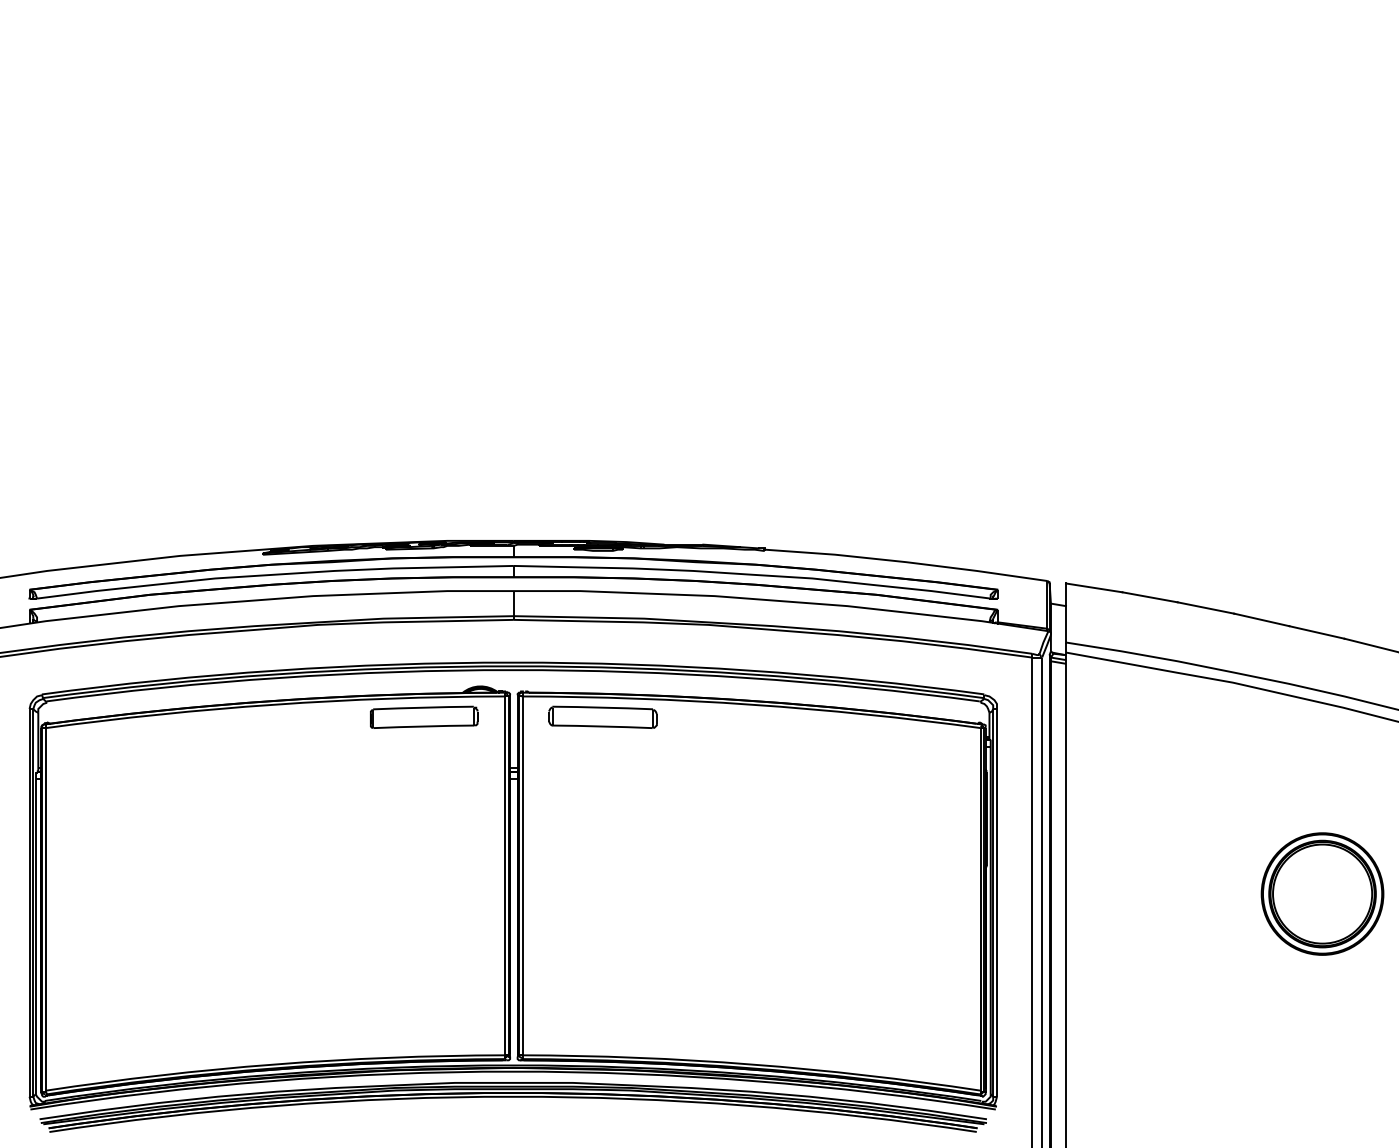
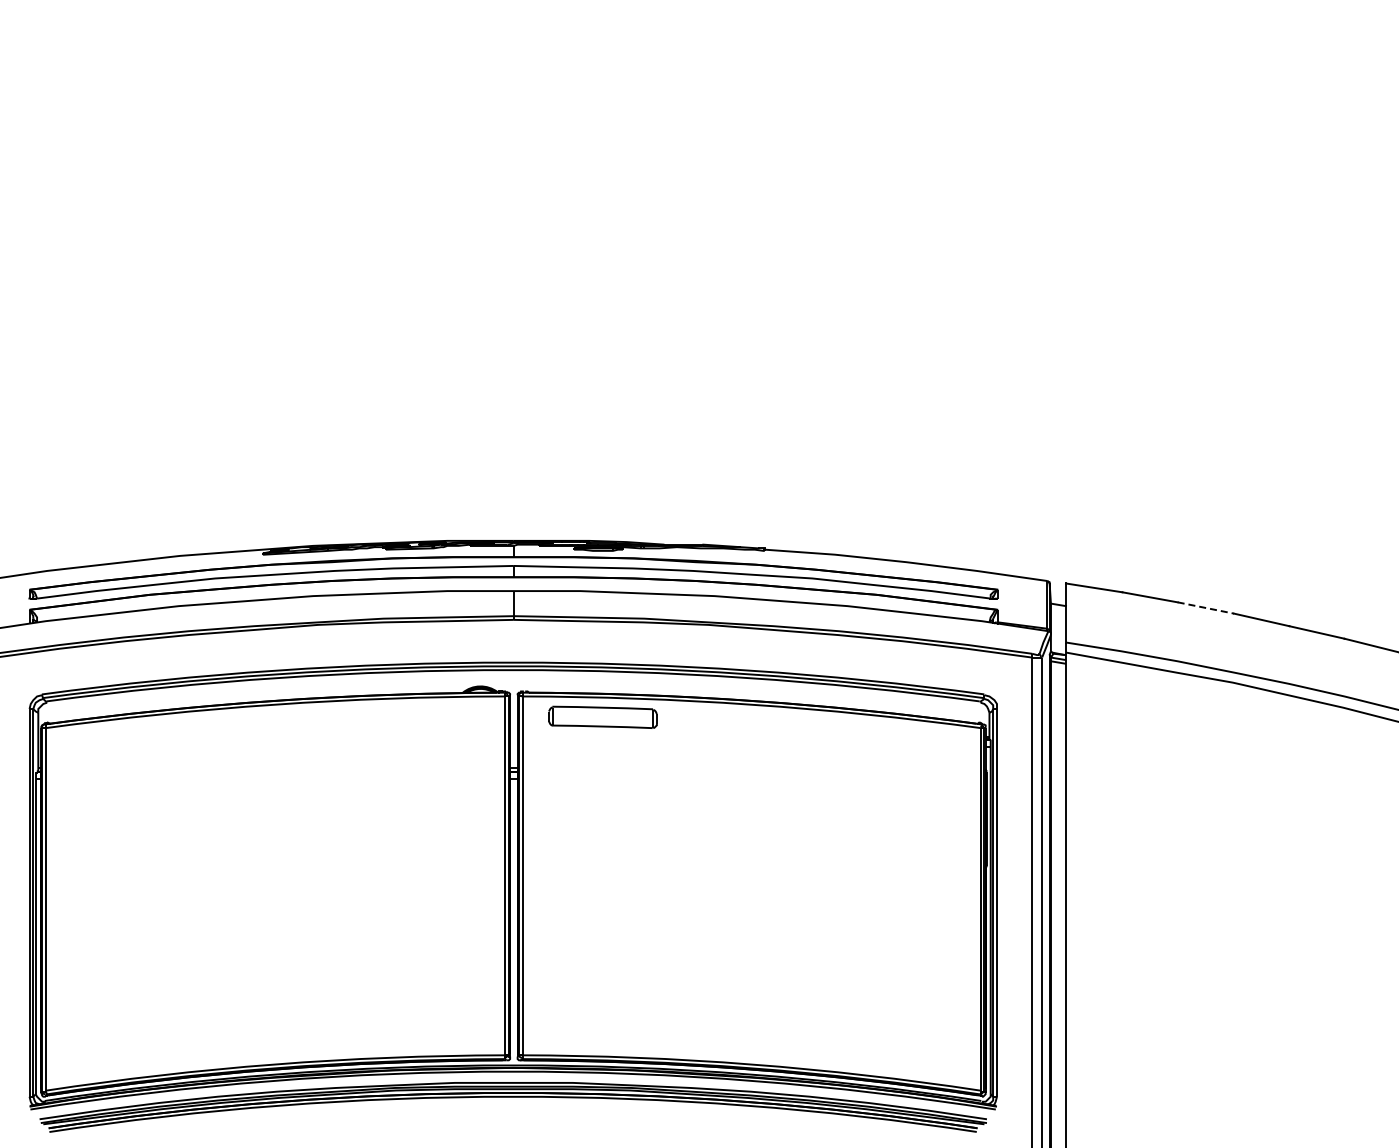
line: solid -> dashed (1205, 607)
part: present -> none (424, 716)
part: present -> none (1322, 893)
